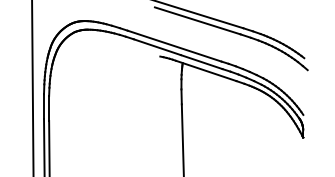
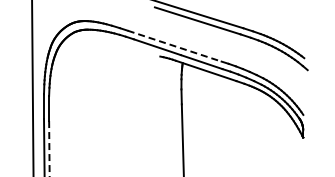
line: solid -> dashed (175, 46)
line: solid -> dashed (49, 149)
